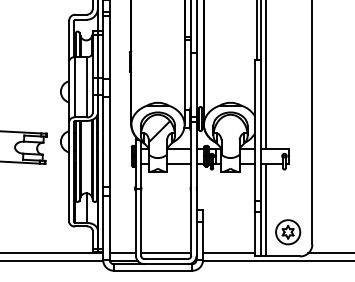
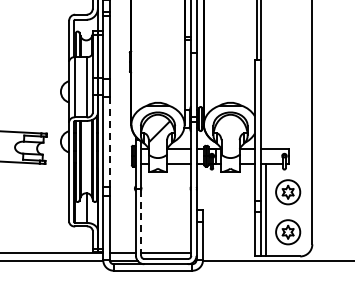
line: present -> none (265, 75)
line: solid -> dashed (109, 141)
part: none -> present (288, 192)
line: solid -> dashed (141, 222)
line: present -> none (228, 253)
line: present -> none (329, 253)
